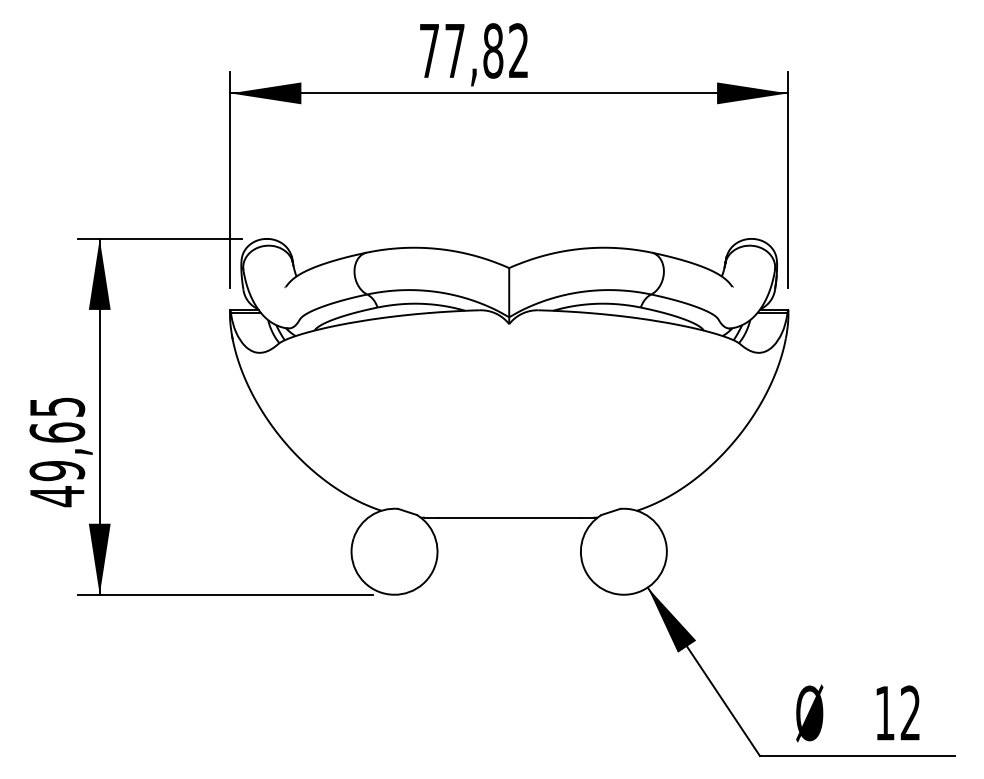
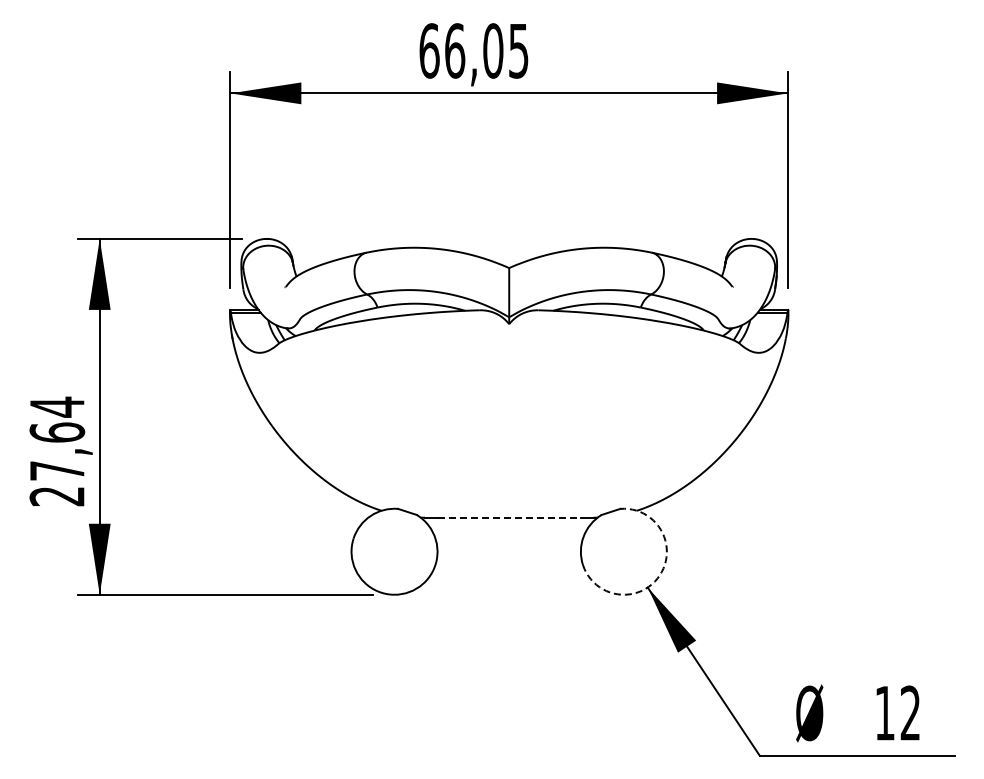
text: 77,82 -> 66,05 (473, 50)
text: 49,65 -> 27,64 (57, 451)
line: solid -> dashed (509, 517)
arc: solid -> dashed (659, 575)
